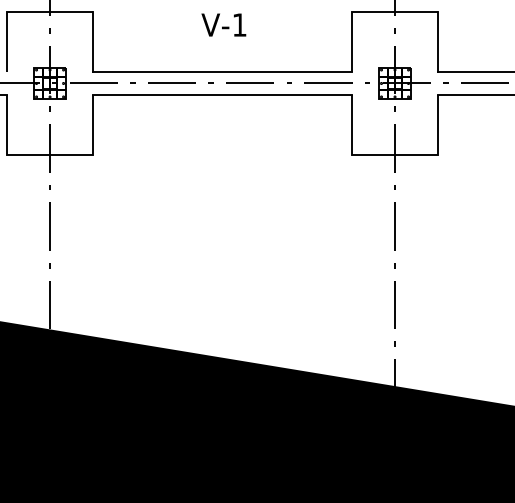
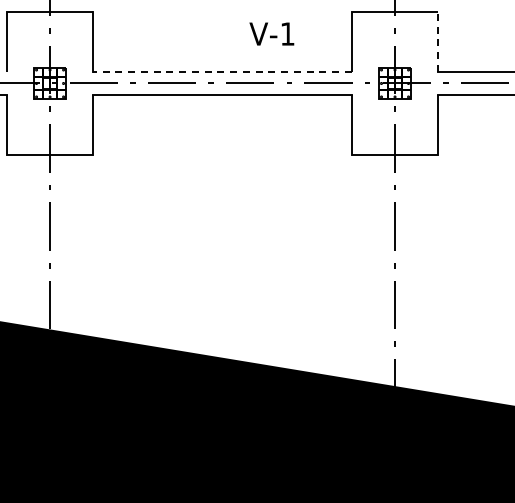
text position: (223, 24) -> (271, 33) (271, 33)
line: solid -> dashed (438, 41)
line: solid -> dashed (222, 72)
